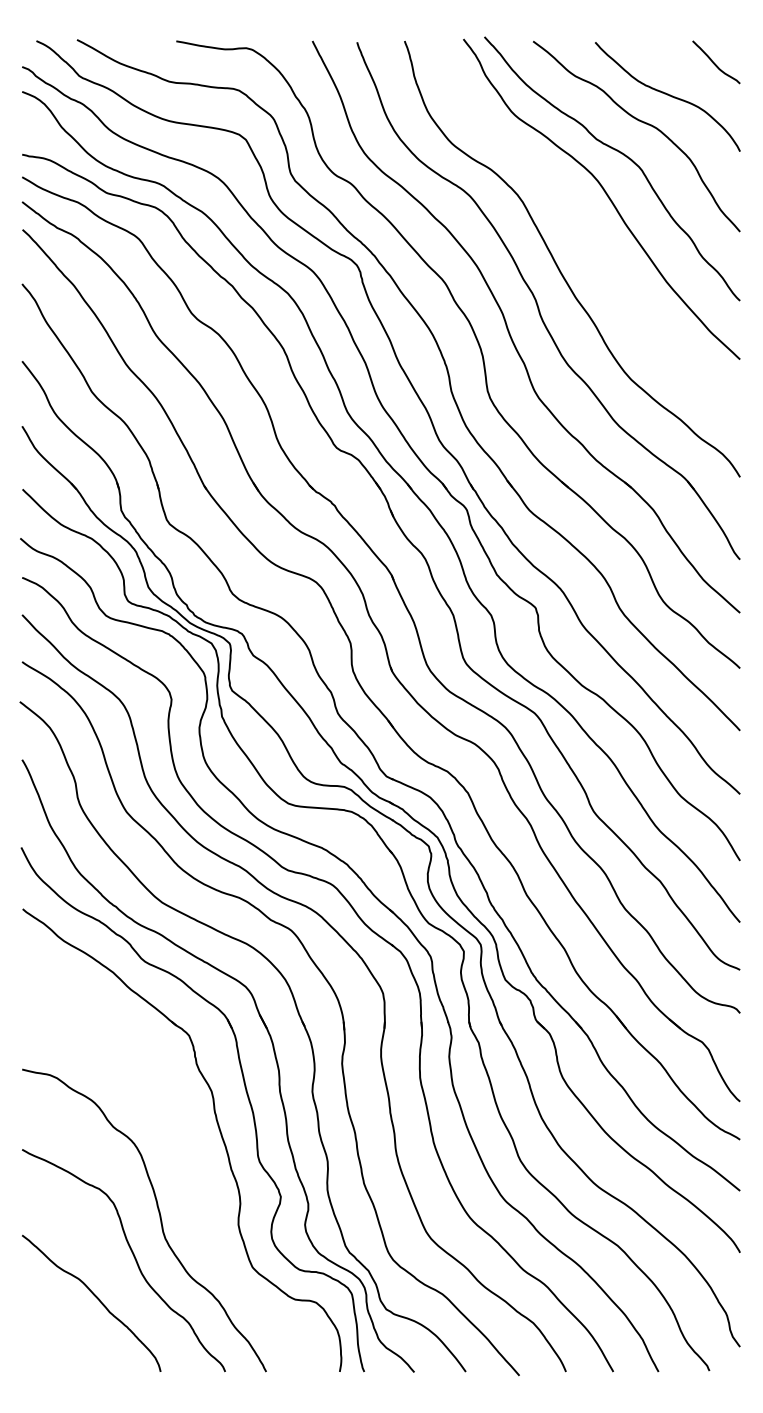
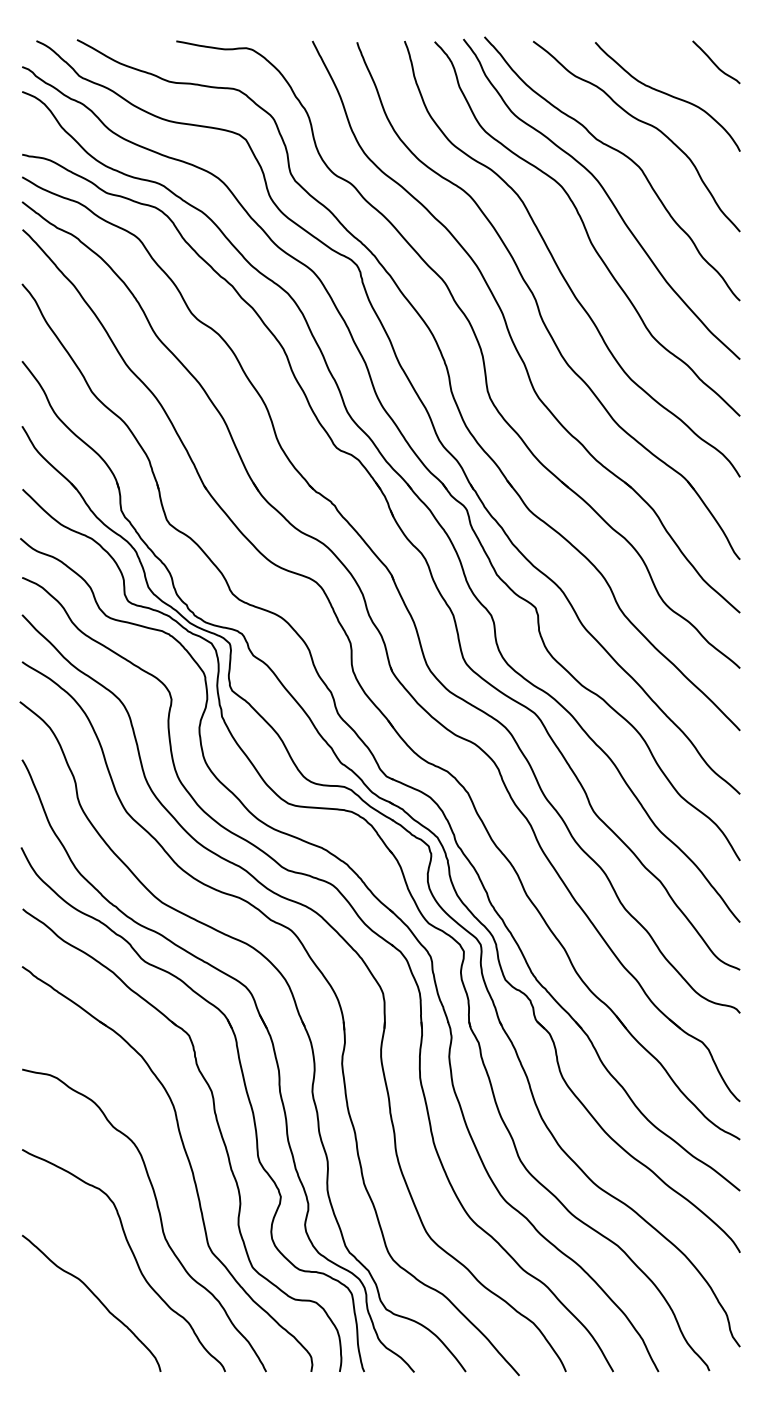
curve: none -> present (586, 228)
part: none -> present (187, 1160)
